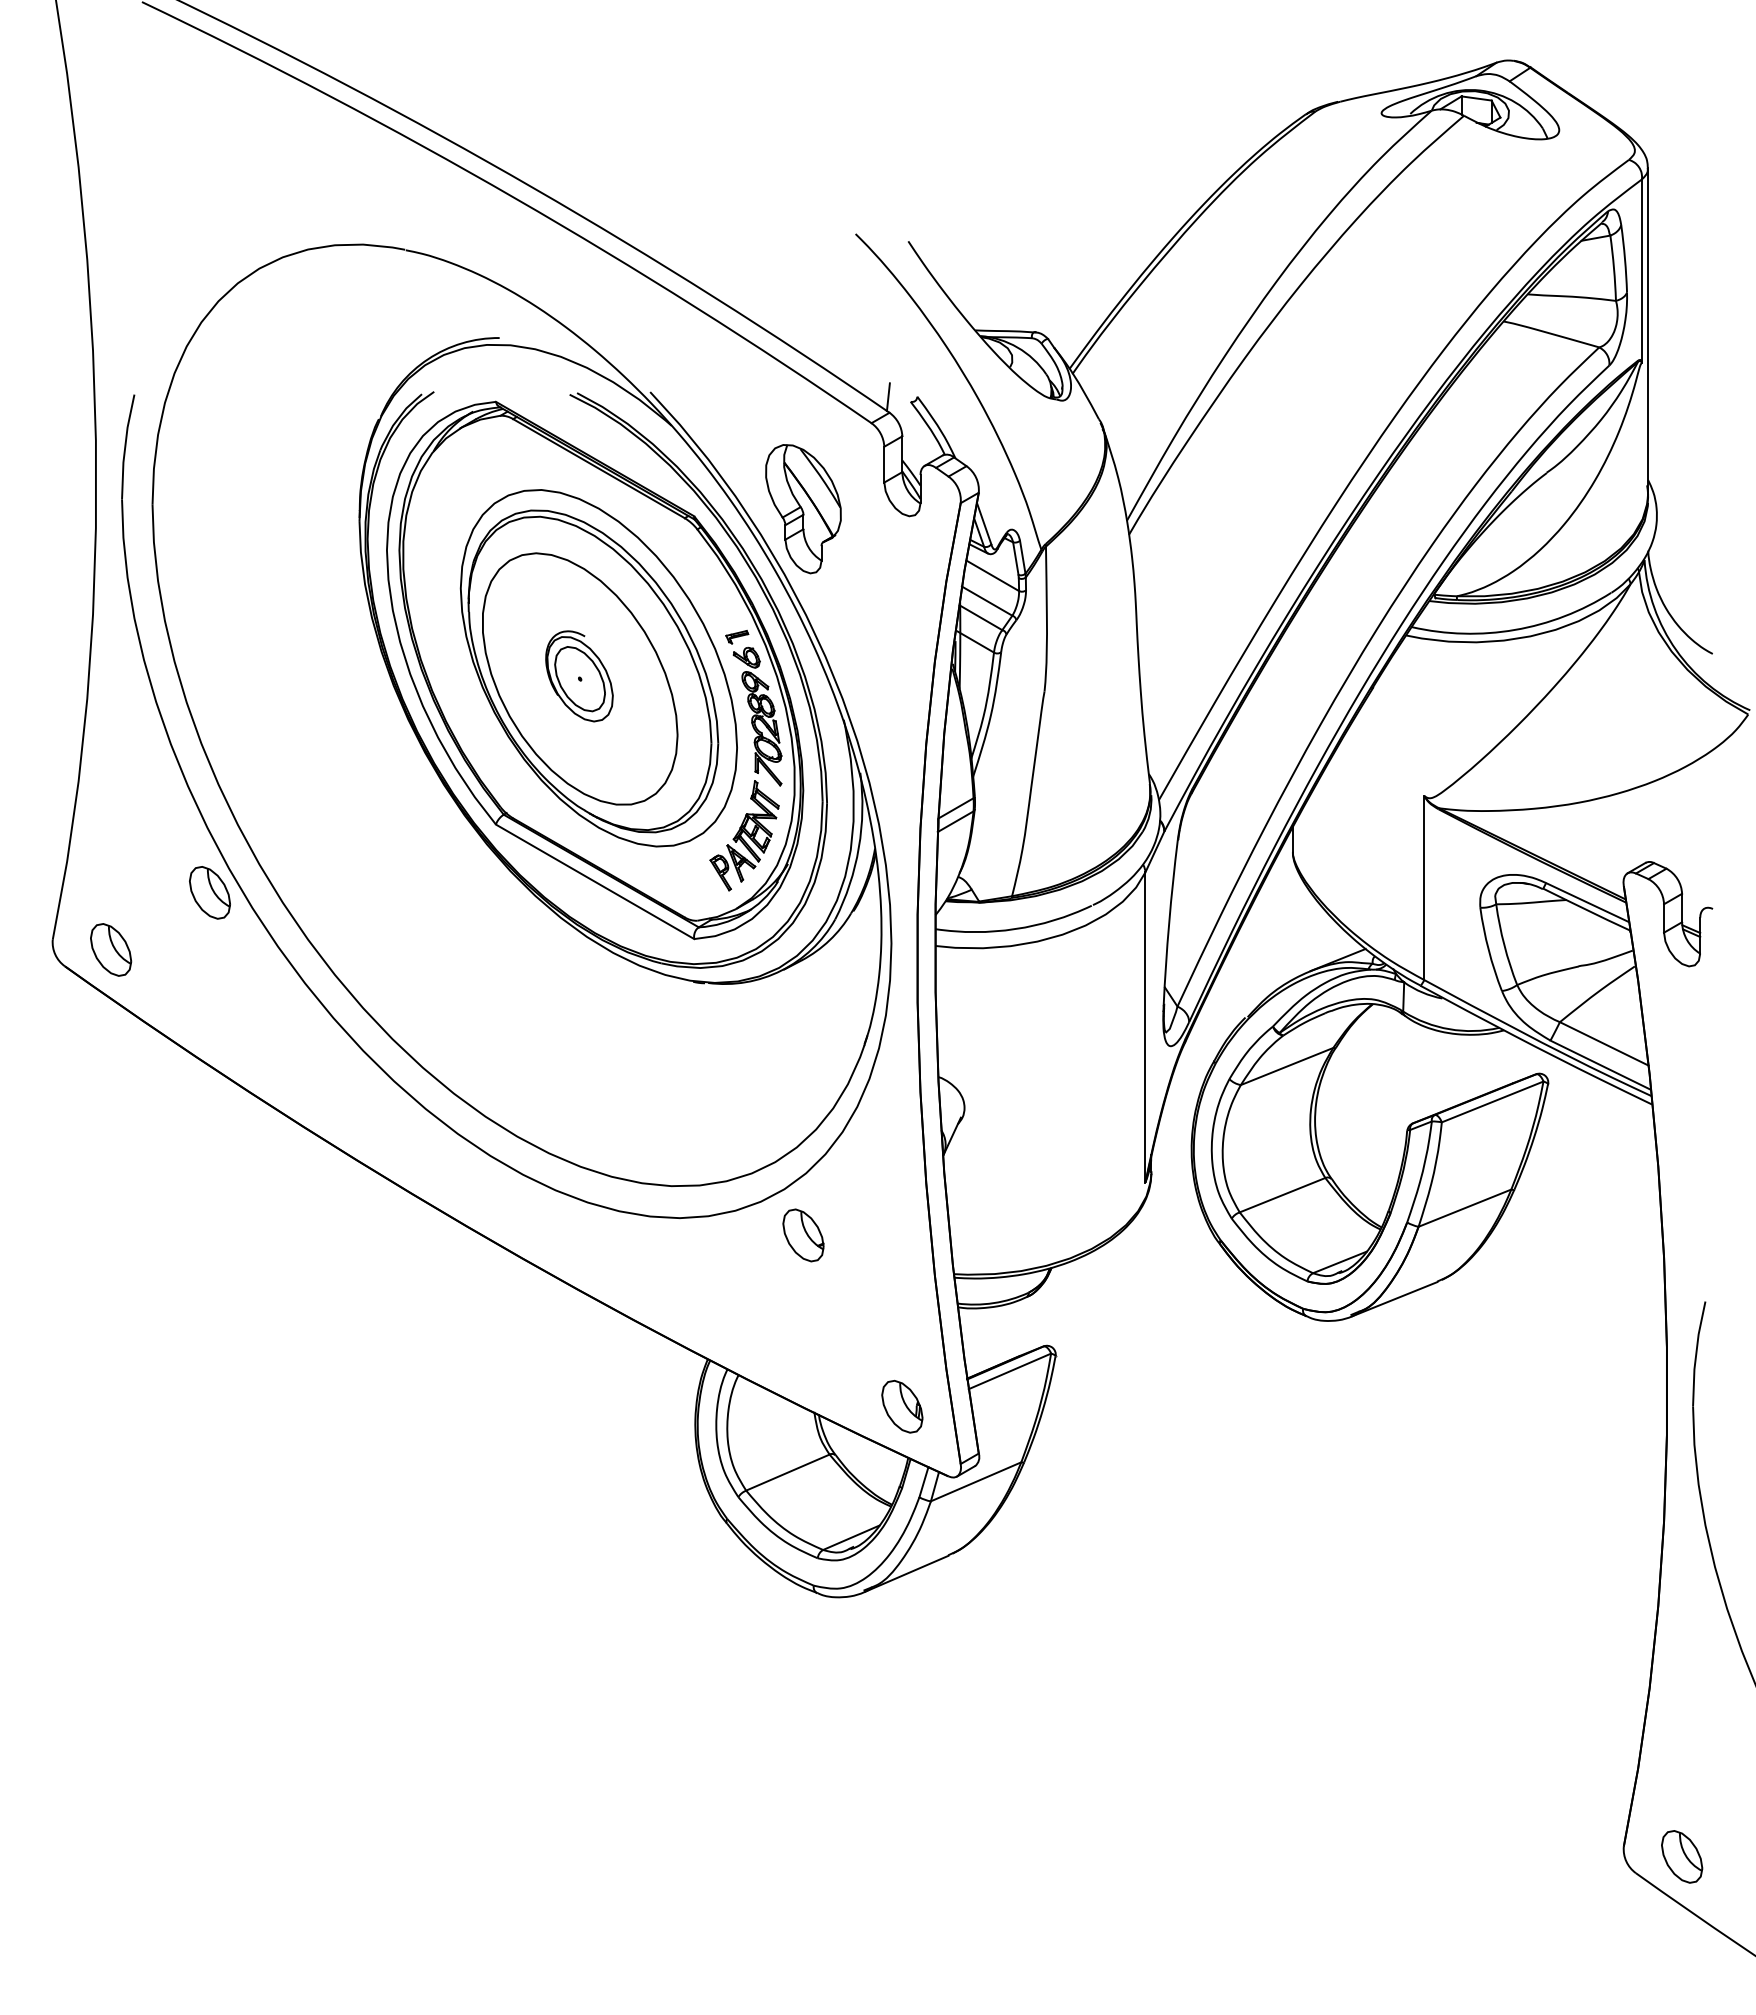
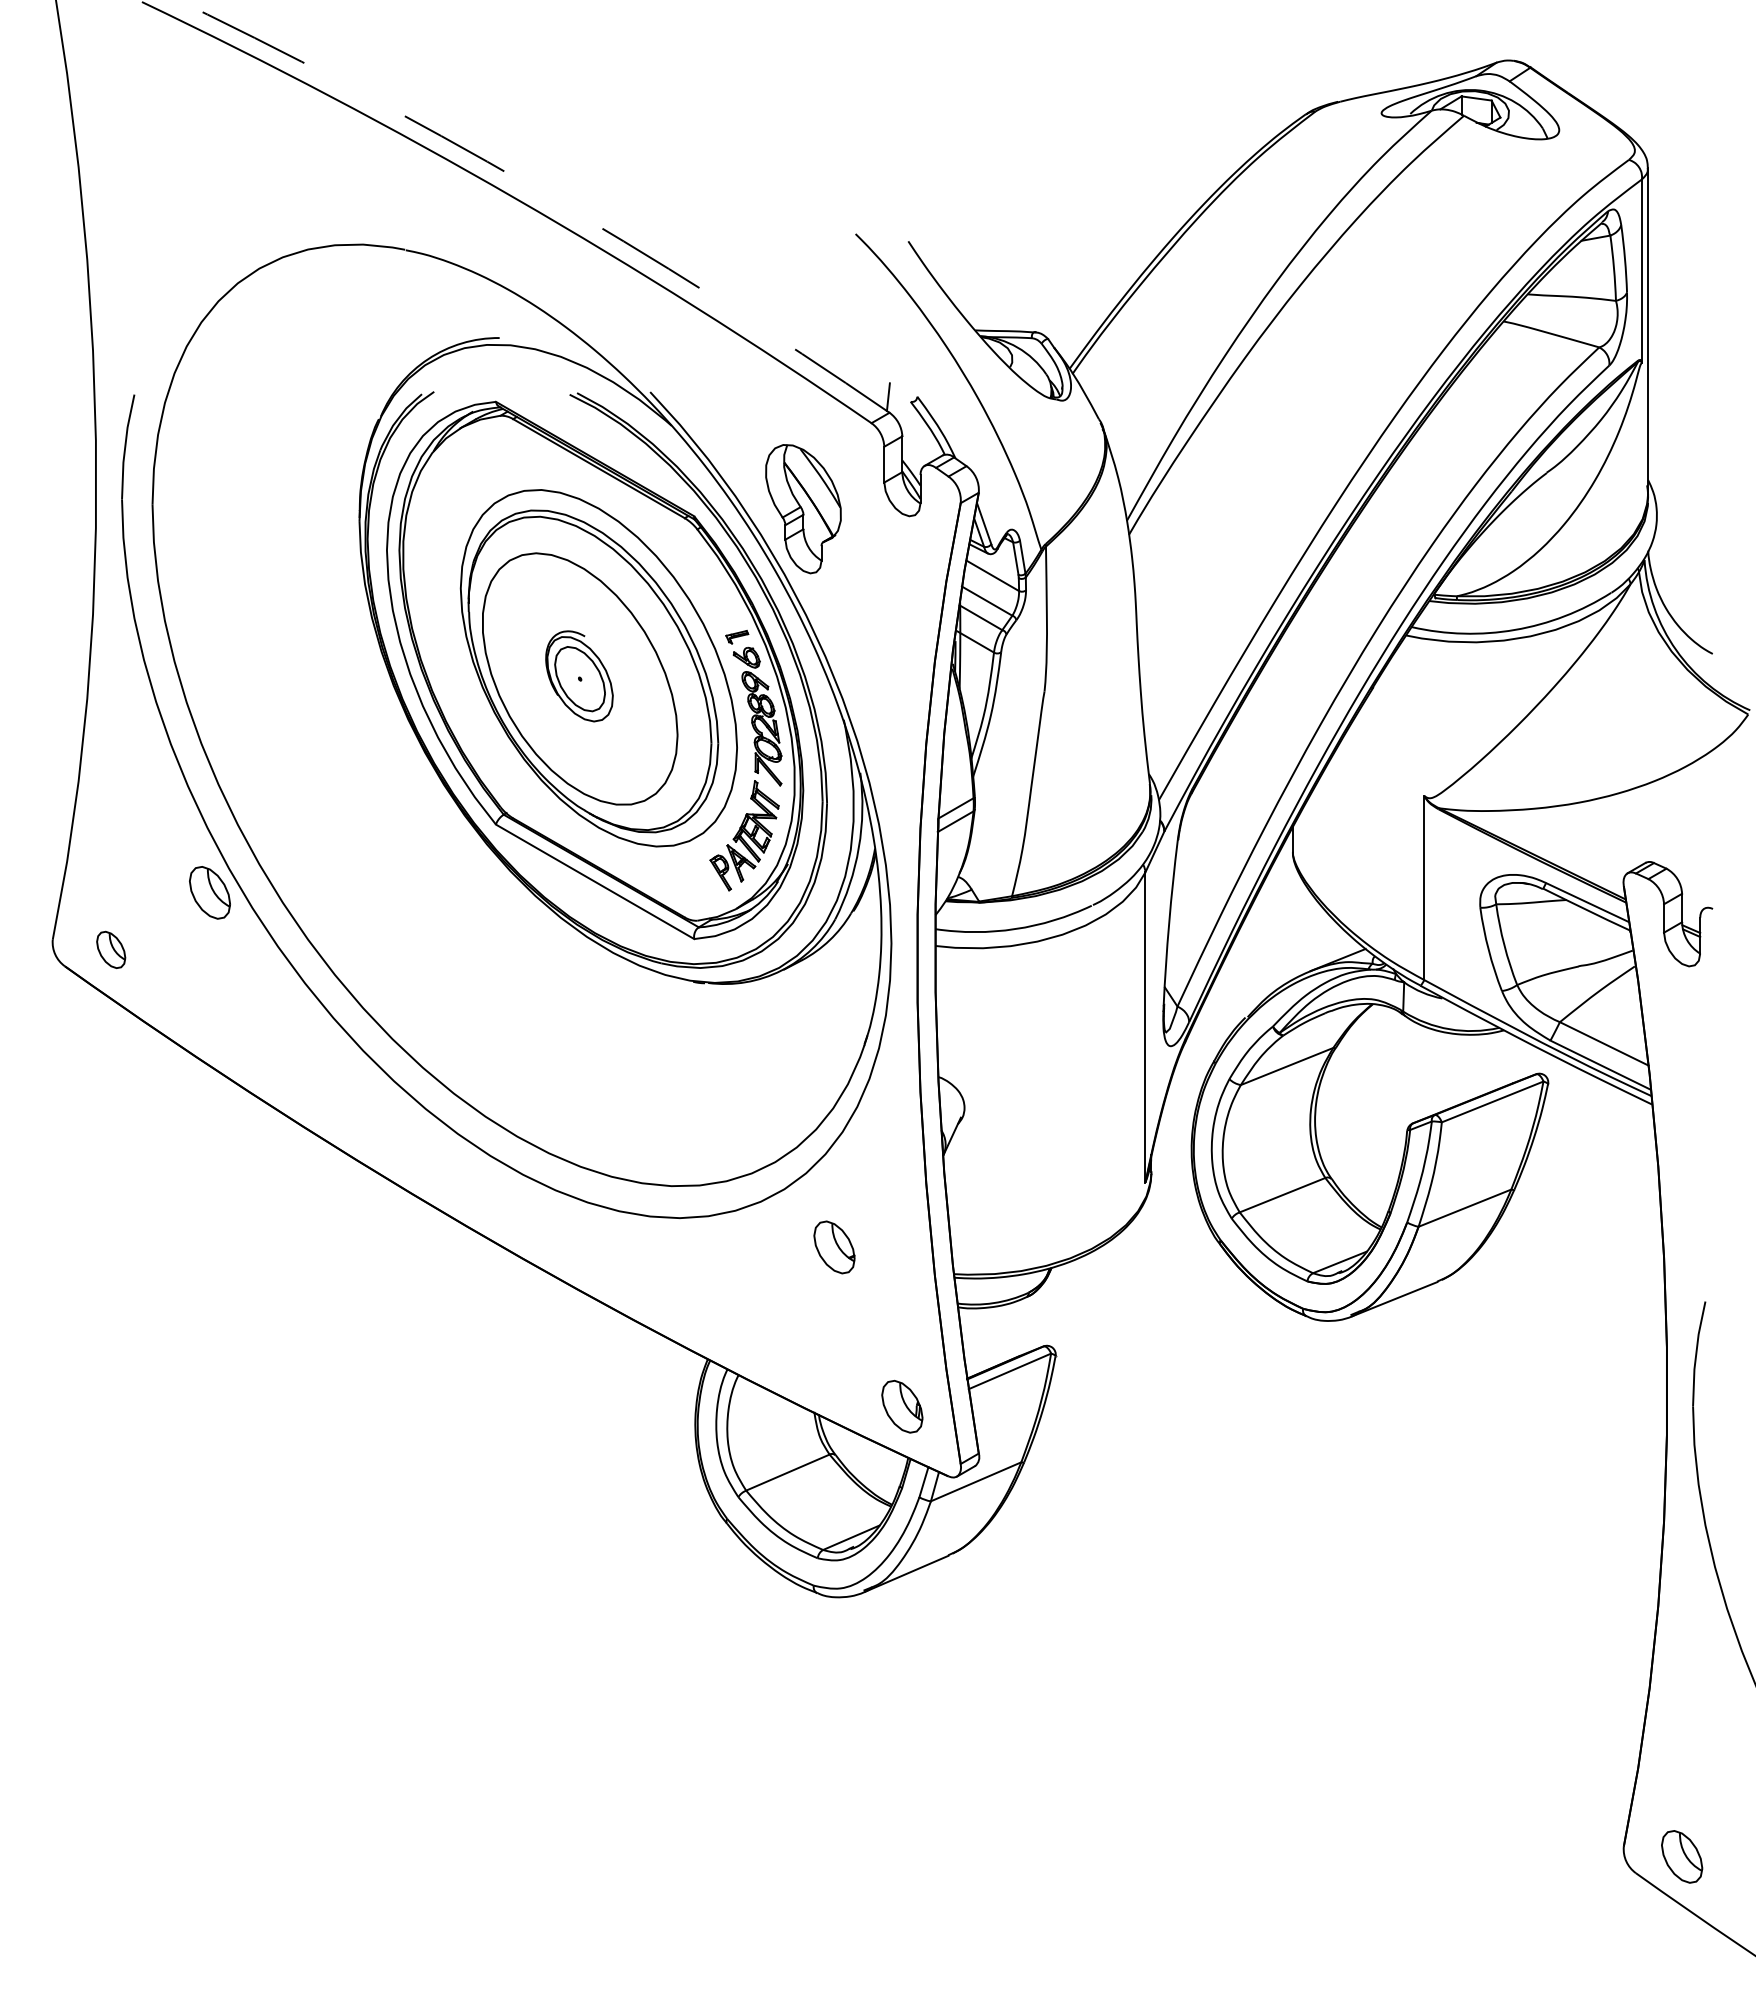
arc: solid -> dashed (540, 192)
part size: 43x54 px -> 31x39 px (111, 949)
part position: (803, 1235) -> (834, 1247) (834, 1247)
